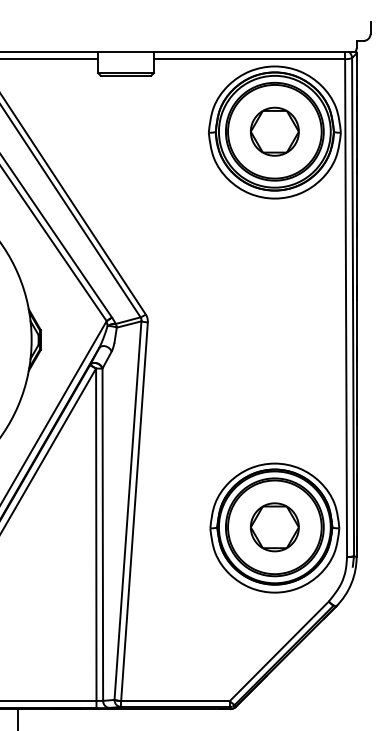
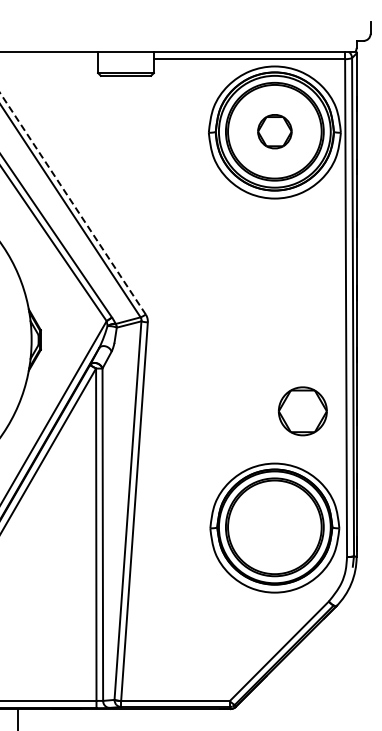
line: present -> none (50, 59)
part size: 50x51 px -> 36x36 px (274, 131)
line: solid -> dashed (72, 203)
part position: (274, 527) -> (302, 411) (302, 411)
